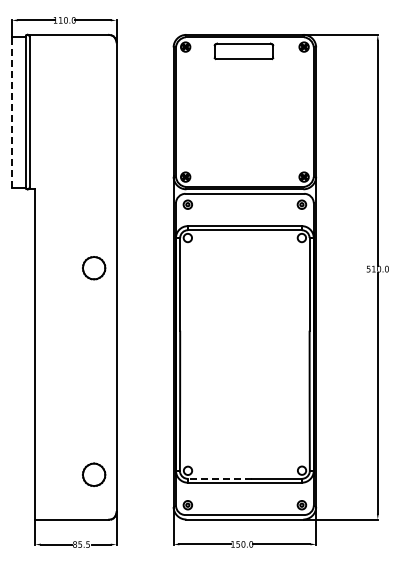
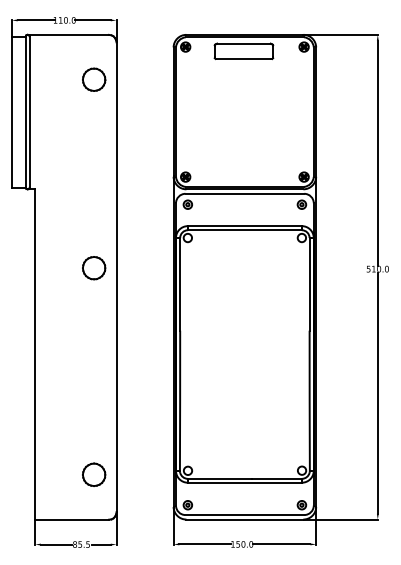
part: none -> present (94, 79)
line: dashed -> solid (11, 112)
line: dashed -> solid (219, 478)
